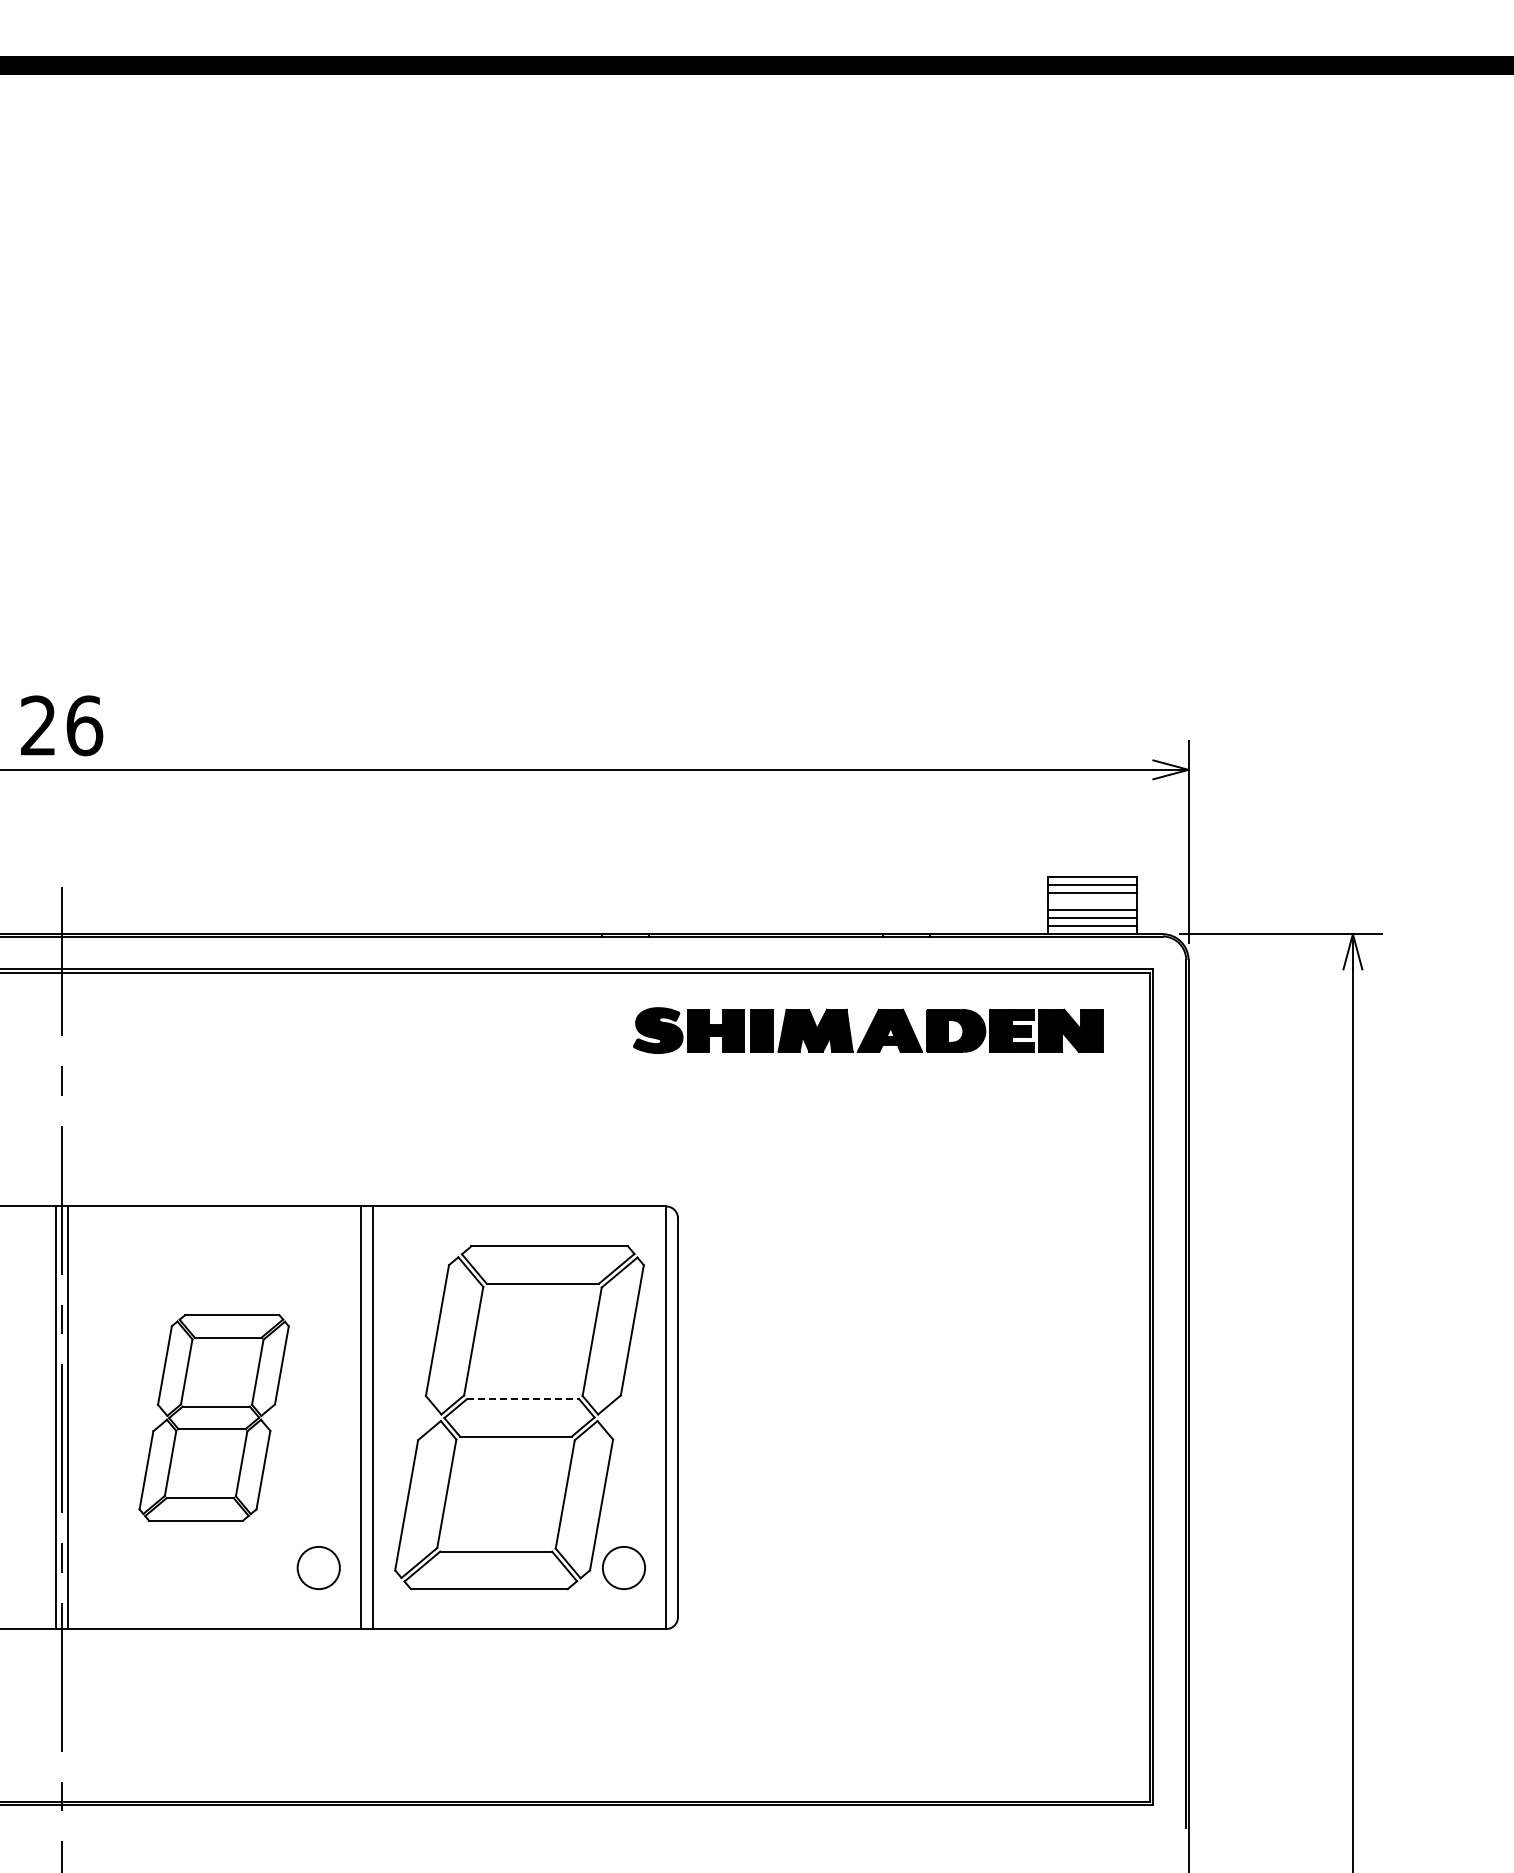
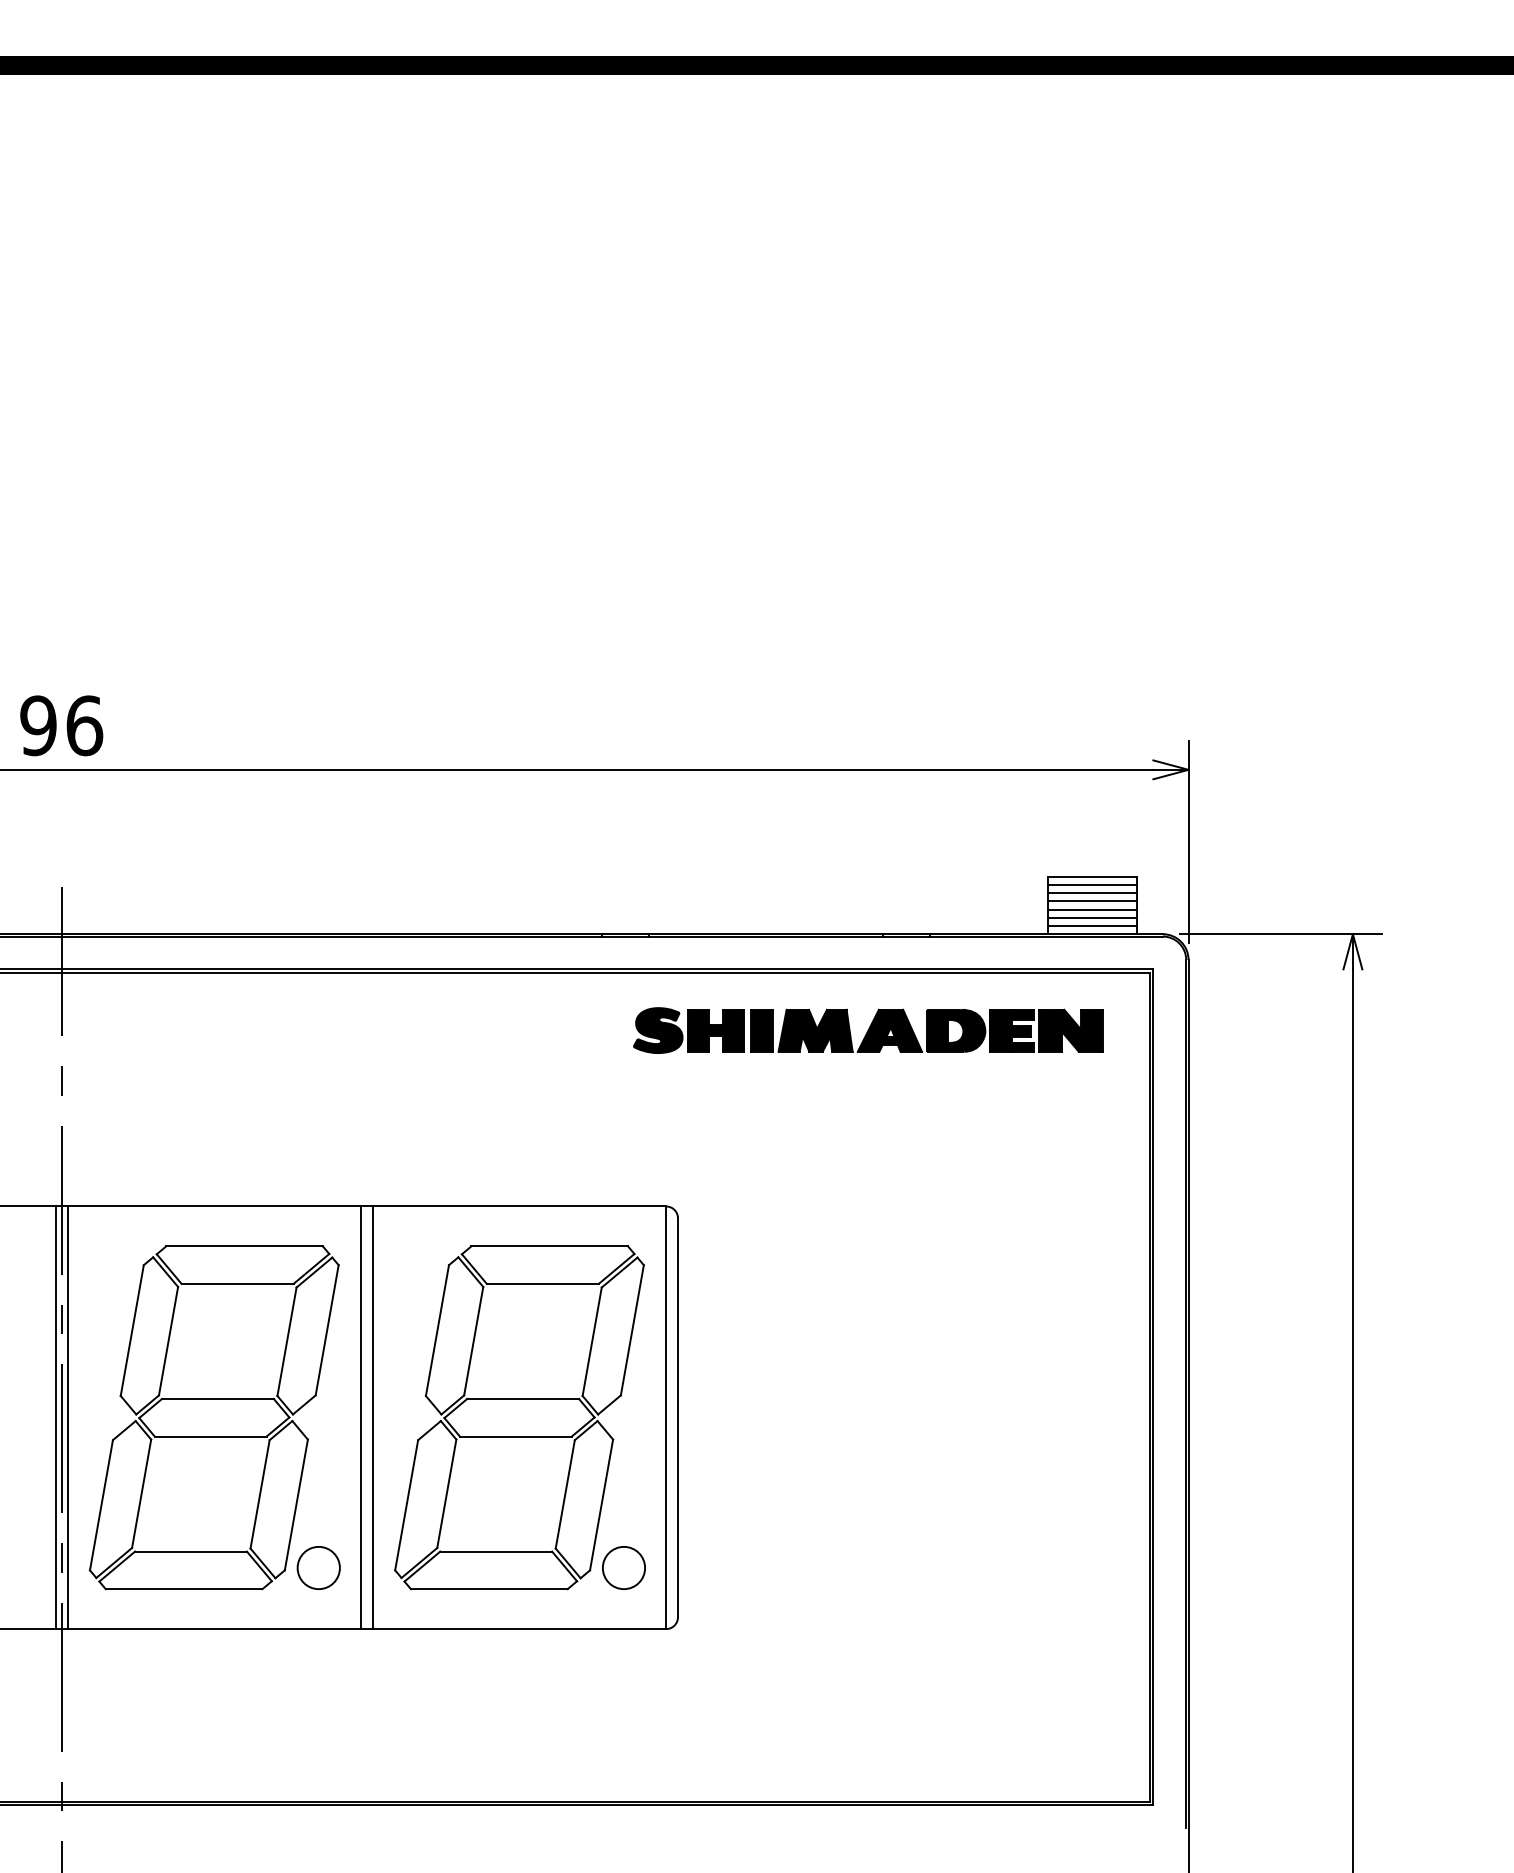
text: 26 -> 96 (38, 725)
line: none -> present (1091, 901)
line: dashed -> solid (523, 1399)
part size: 152x208 px -> 252x346 px (213, 1417)
